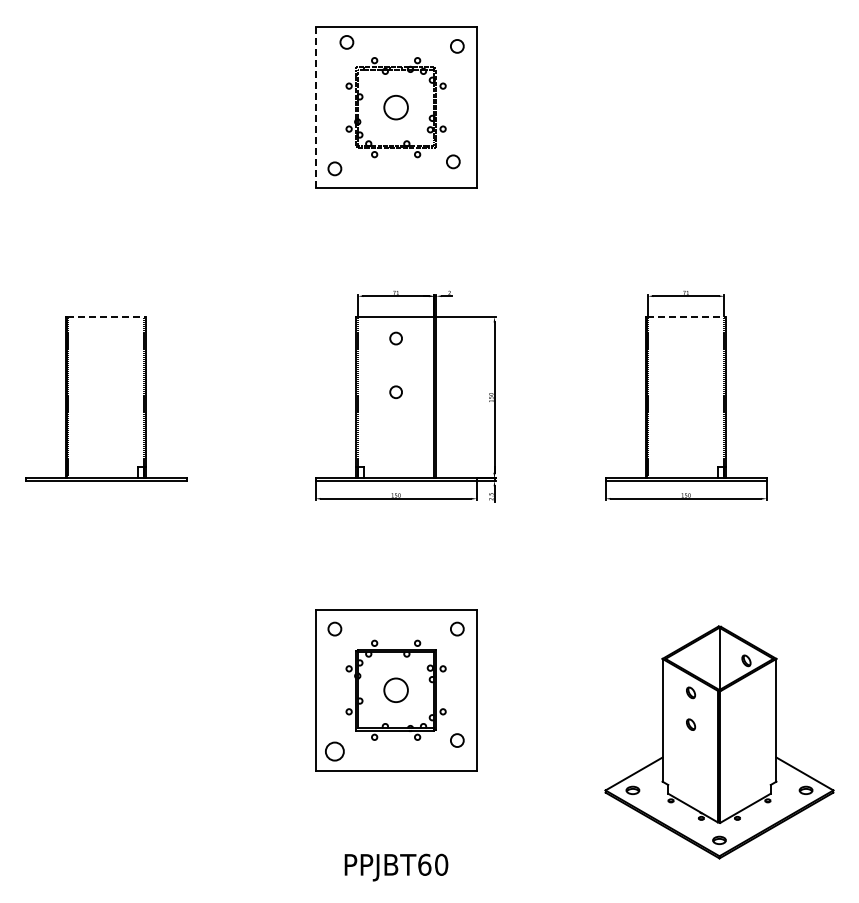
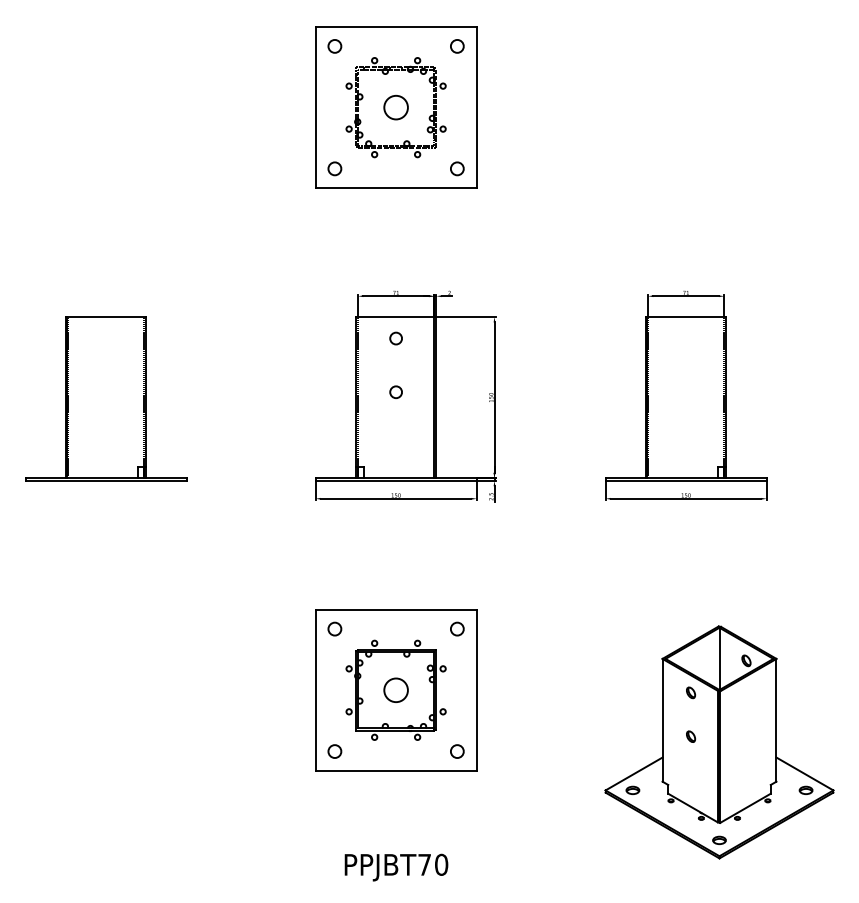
circle position: (346, 42) -> (334, 46) (334, 46)
line: dashed -> solid (315, 107)
circle position: (453, 161) -> (457, 168) (457, 168)
line: dashed -> solid (106, 317)
line: dashed -> solid (686, 317)
part position: (690, 724) -> (690, 736) (690, 736)
circle position: (457, 740) -> (457, 751) (457, 751)
circle size: 20x21 px -> 16x15 px (334, 751)
text: PPJBT60 -> PPJBT70 (424, 864)
